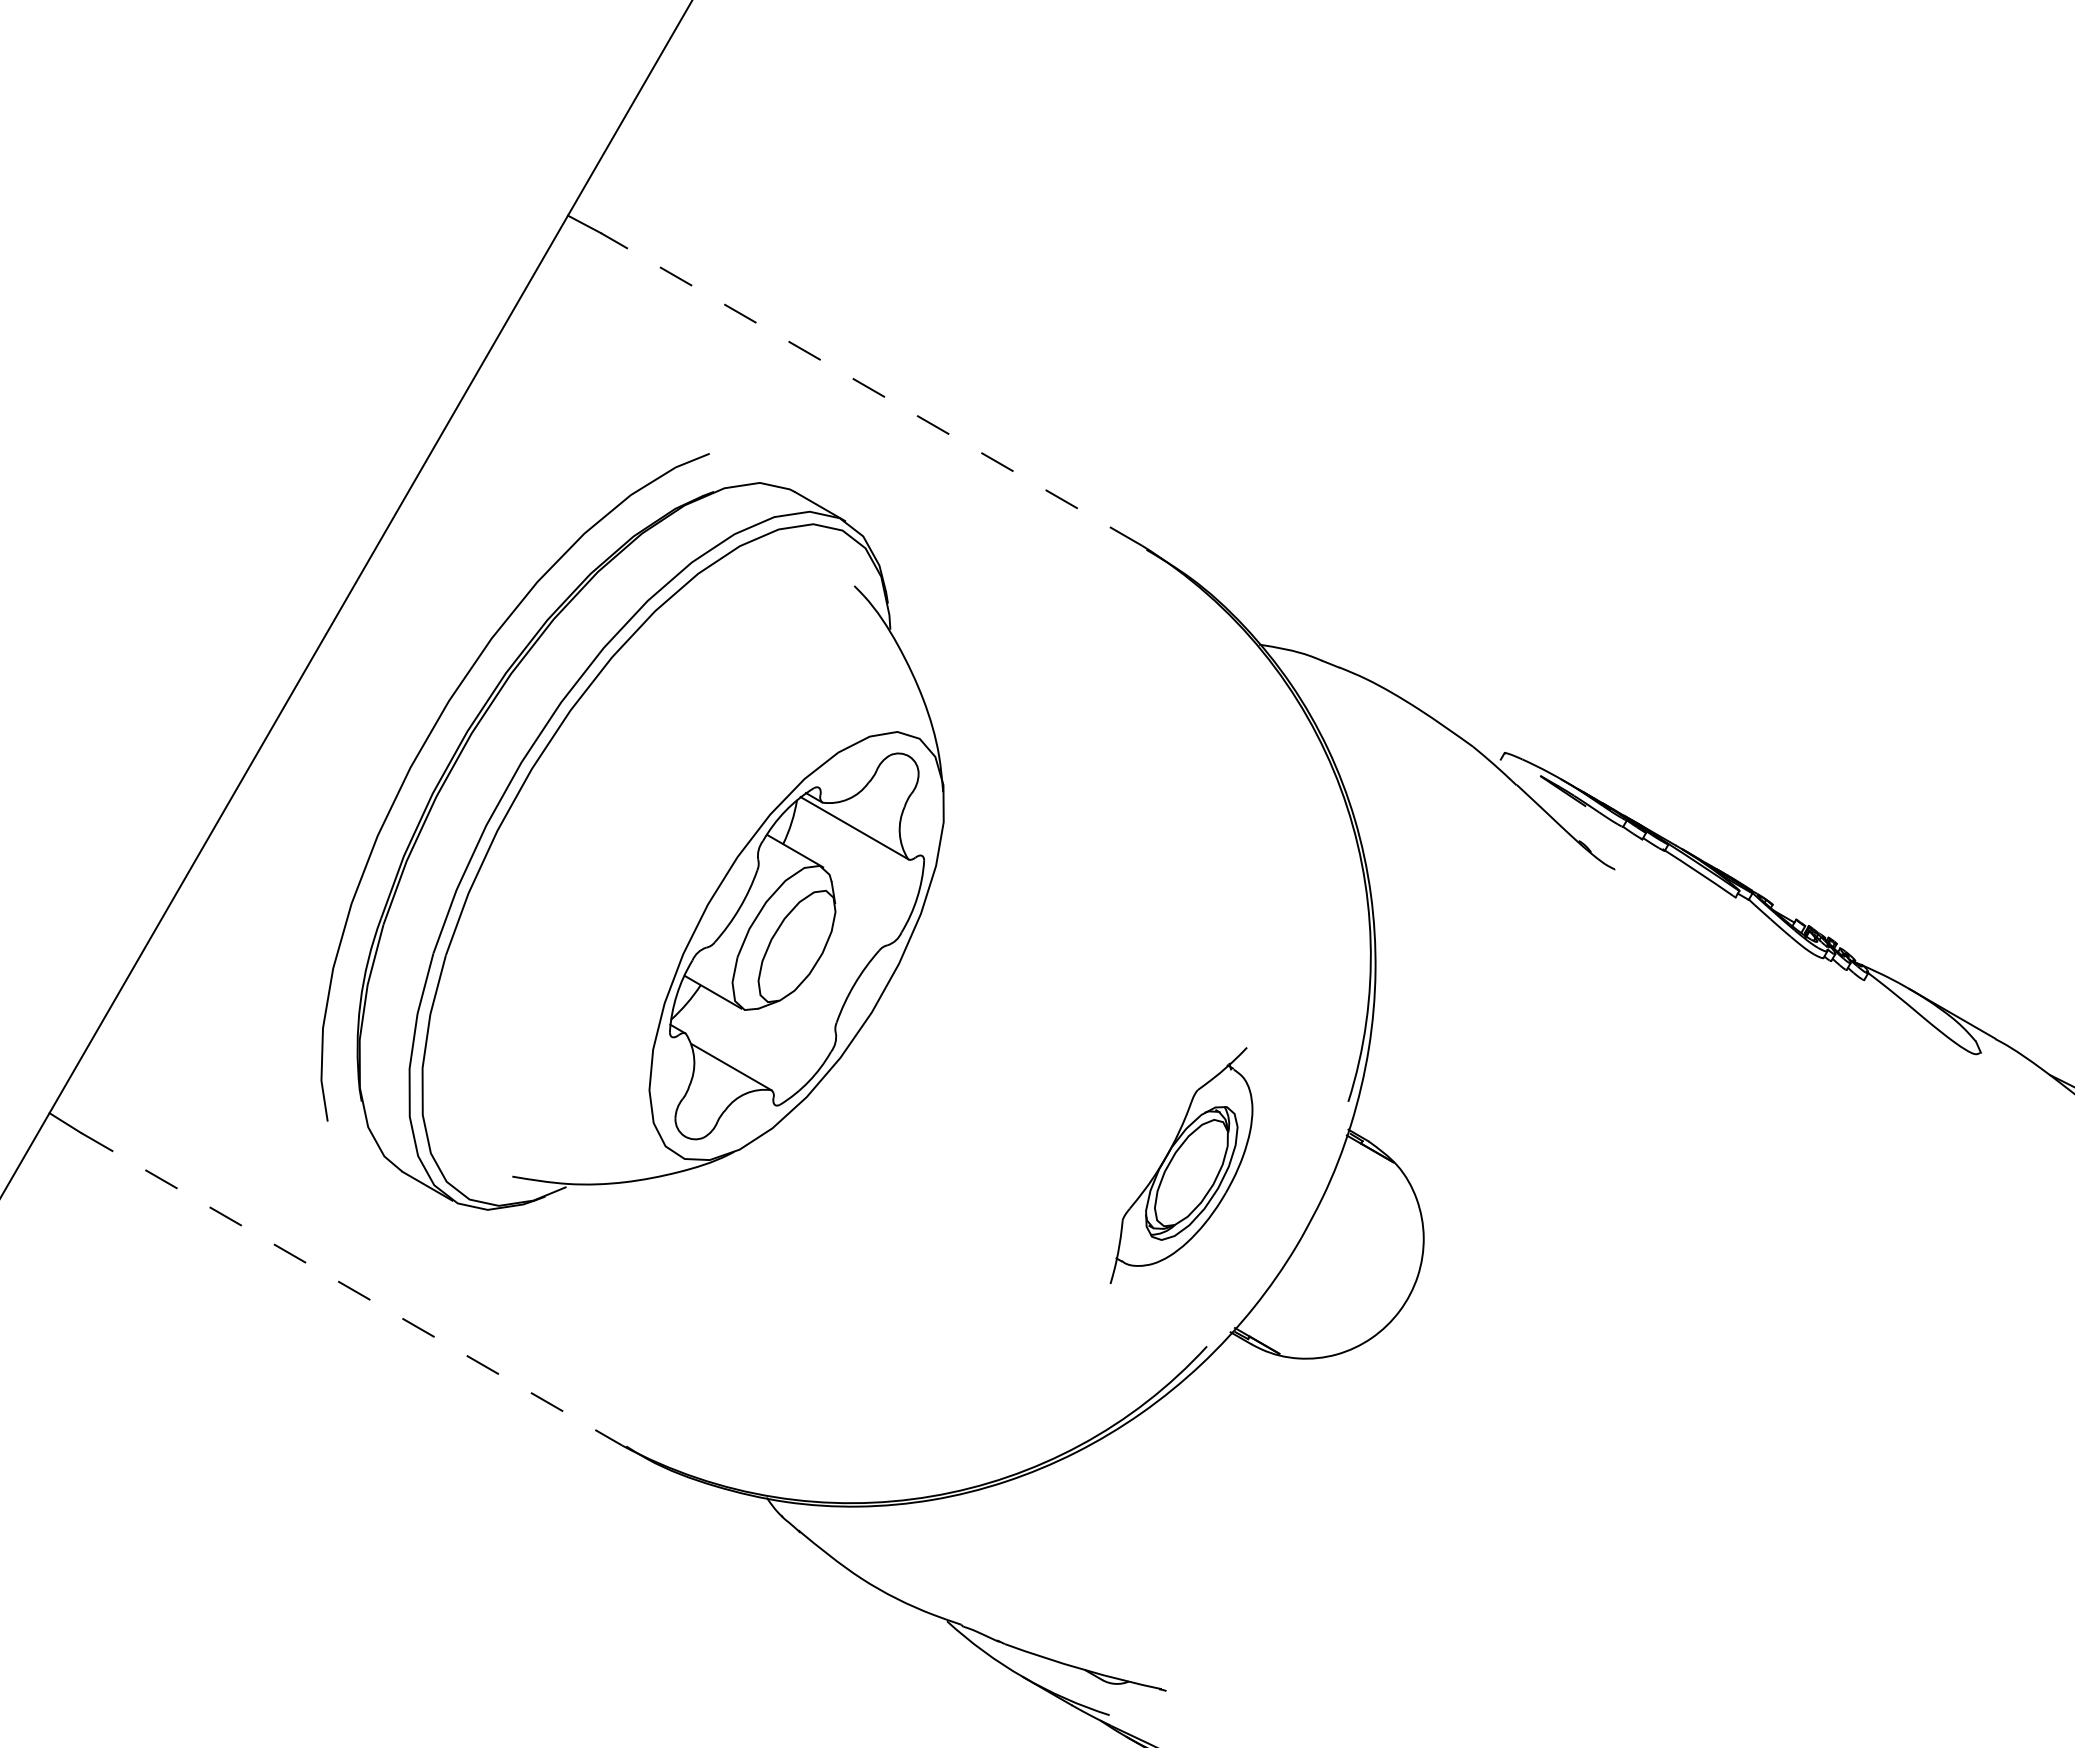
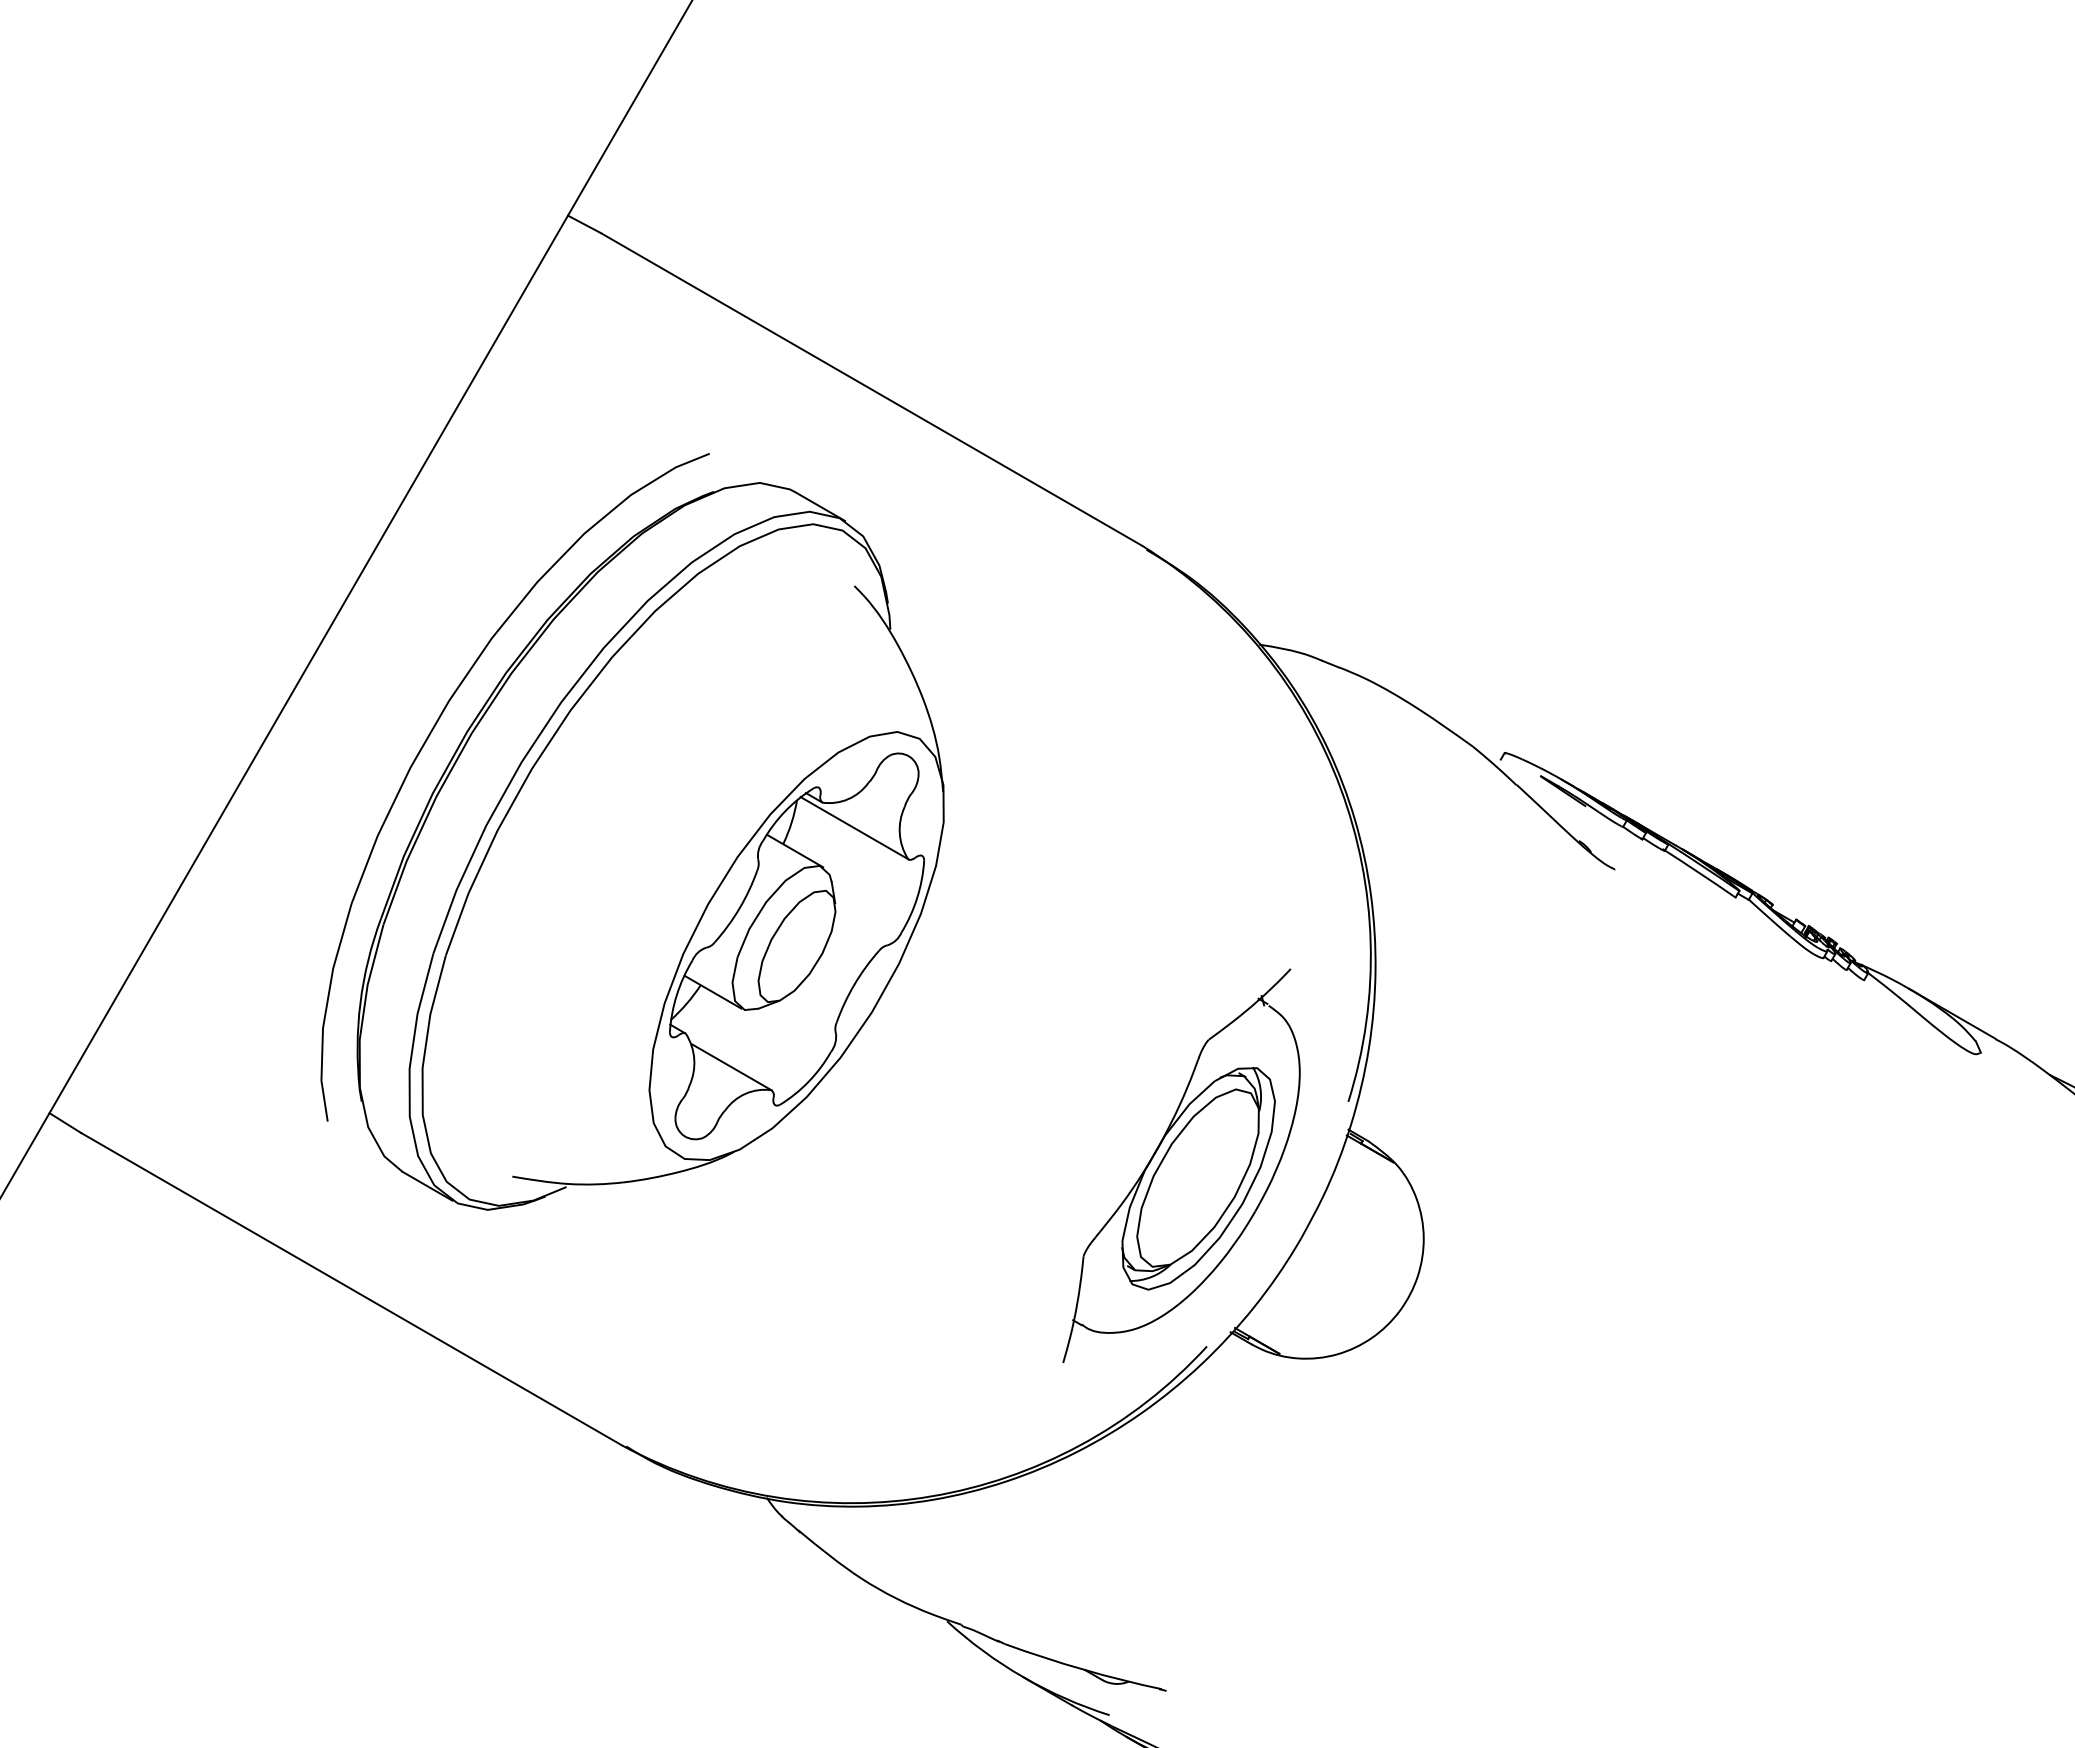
line: dashed -> solid (871, 389)
part size: 145x237 px -> 239x395 px (1181, 1165)
line: dashed -> solid (352, 1289)
